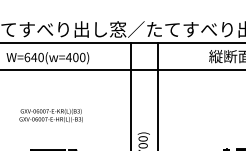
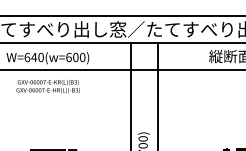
line: none -> present (122, 16)
text: W=640(w=400) -> W=640(w=600) (68, 57)
text position: (50, 115) -> (47, 86) (47, 86)
